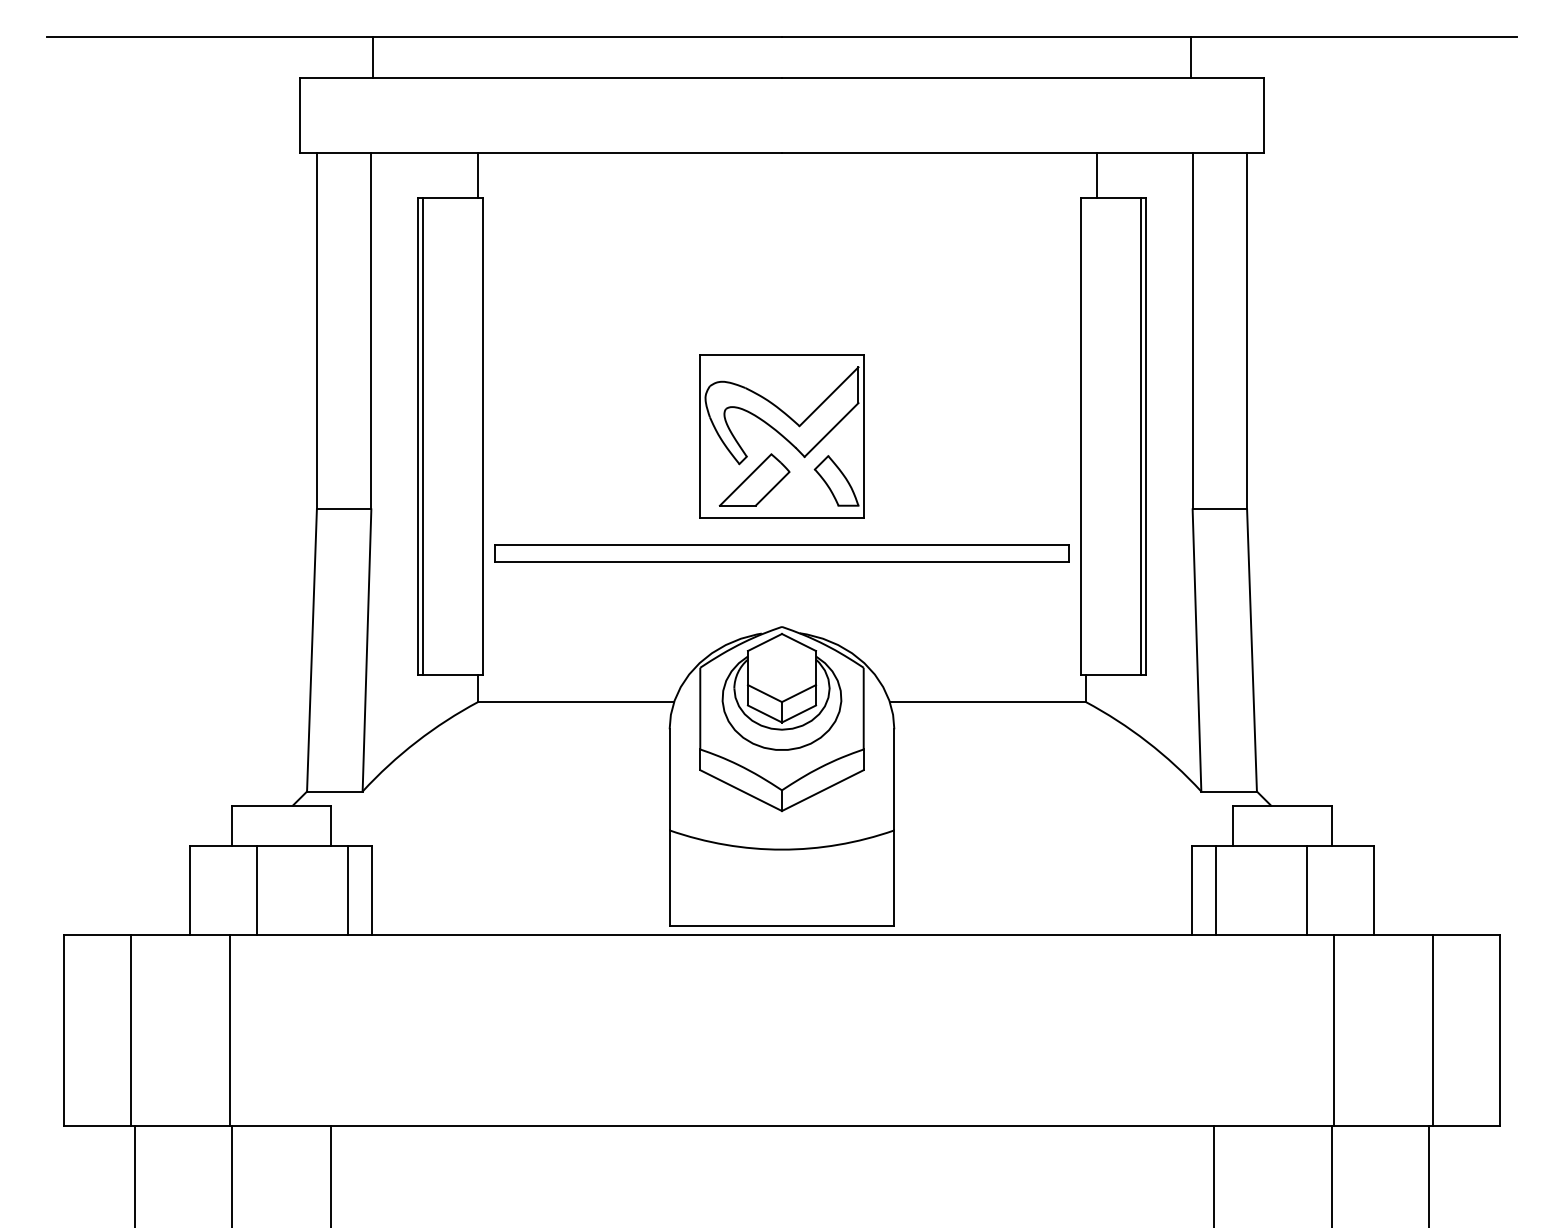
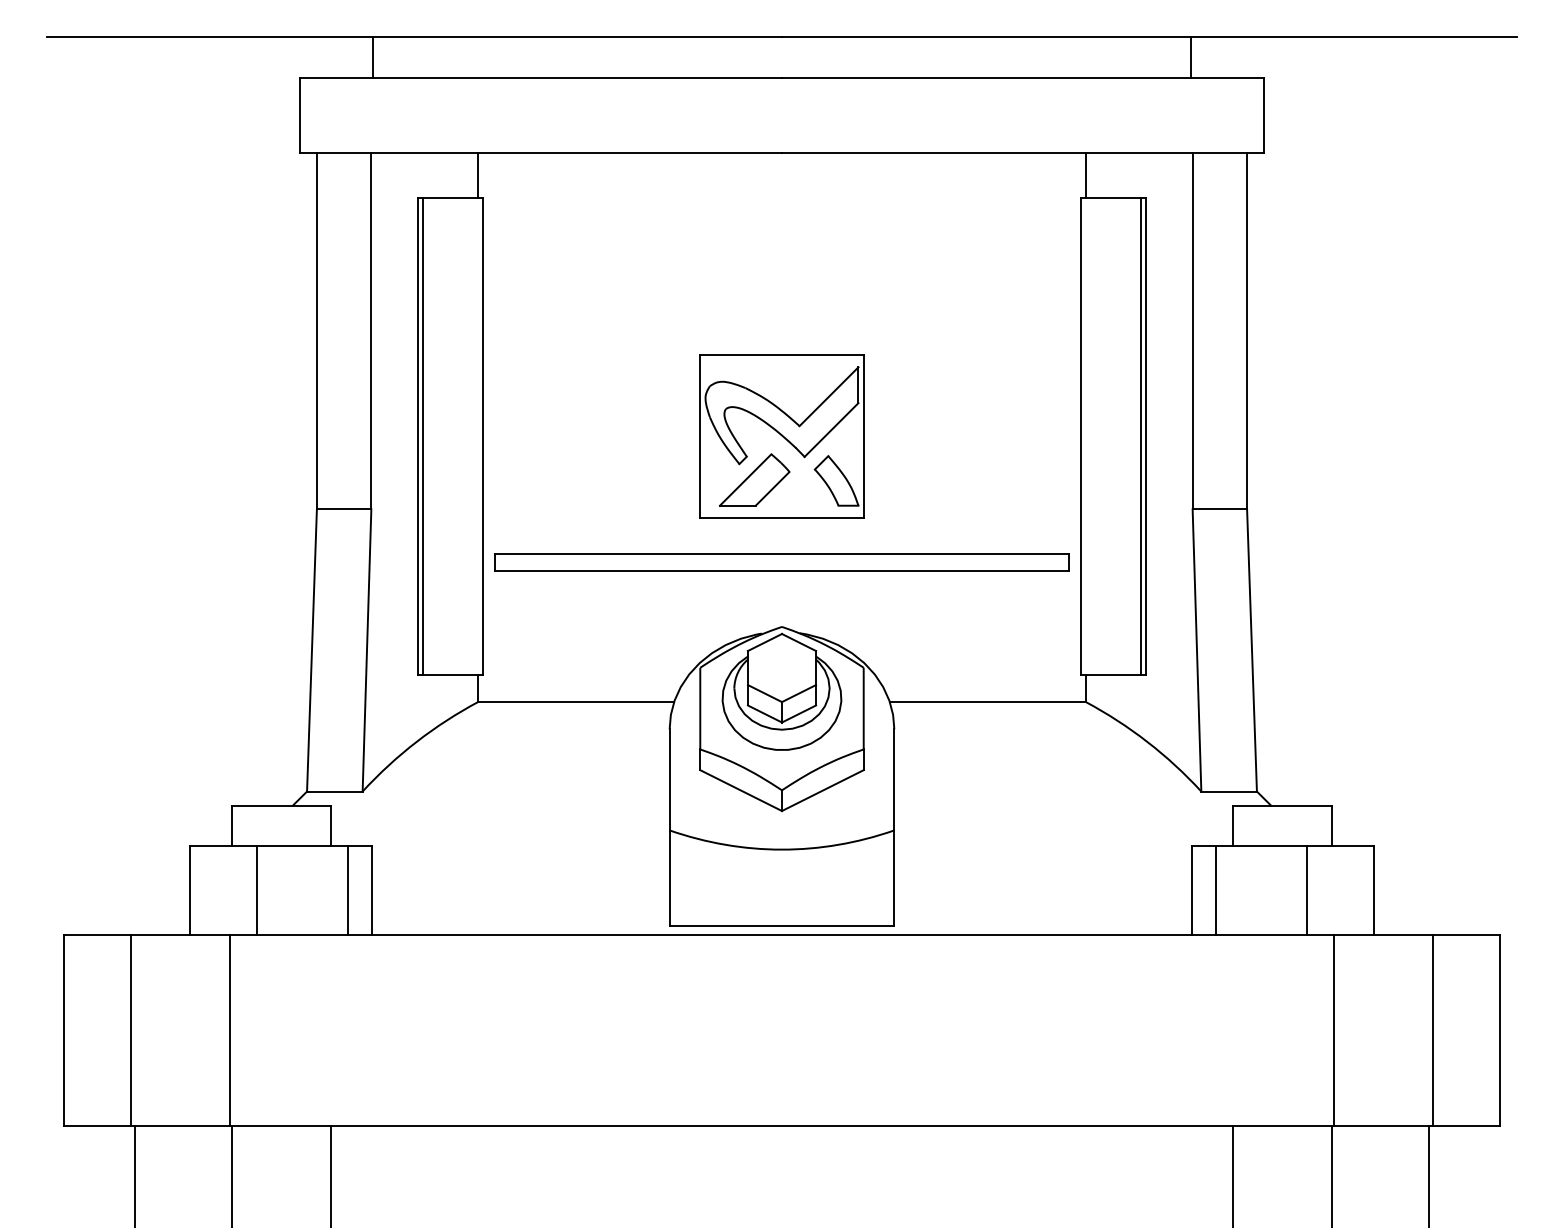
line position: (1096, 175) -> (1085, 175) (1085, 175)
part position: (781, 553) -> (781, 562) (781, 562)
line position: (1214, 1174) -> (1233, 1174) (1233, 1174)
